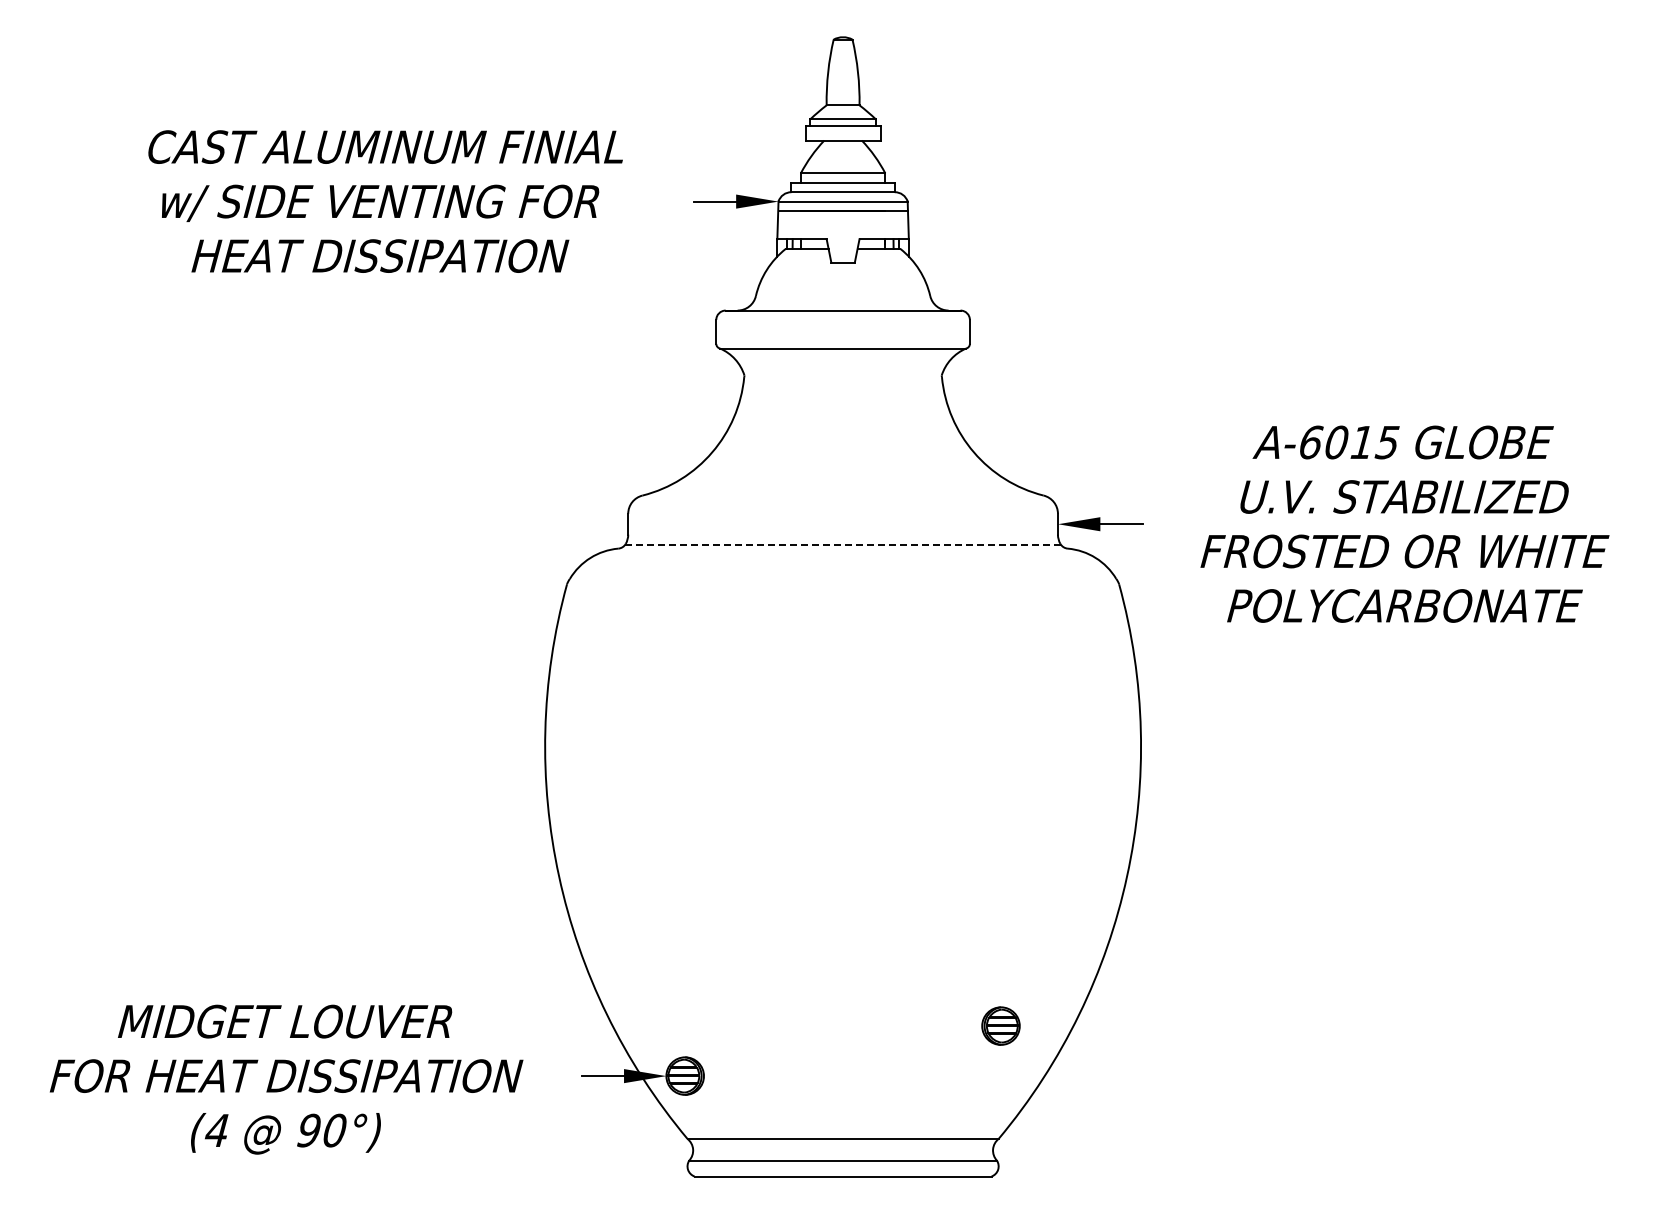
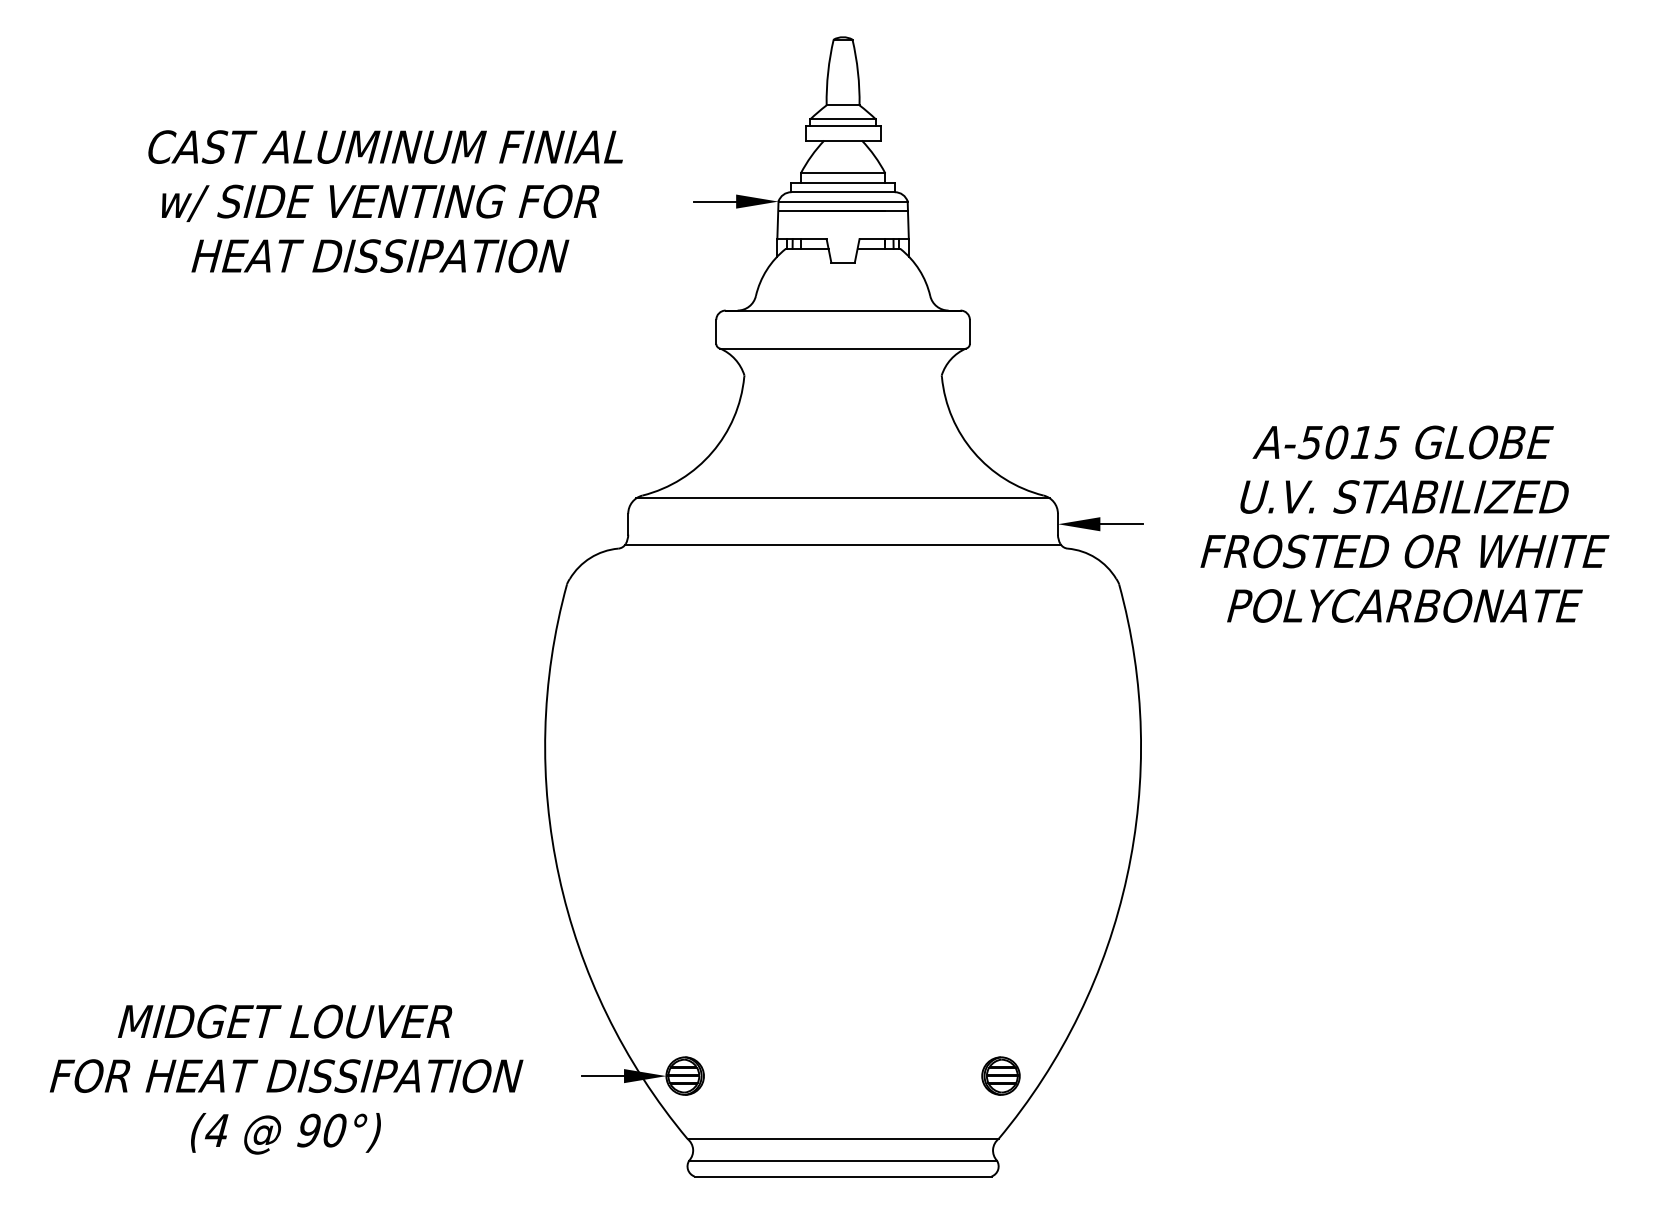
text: A-6015 -> A-5015 (1310, 442)
line: none -> present (842, 498)
line: dashed -> solid (843, 545)
part position: (1000, 1025) -> (1000, 1075) (1000, 1075)
